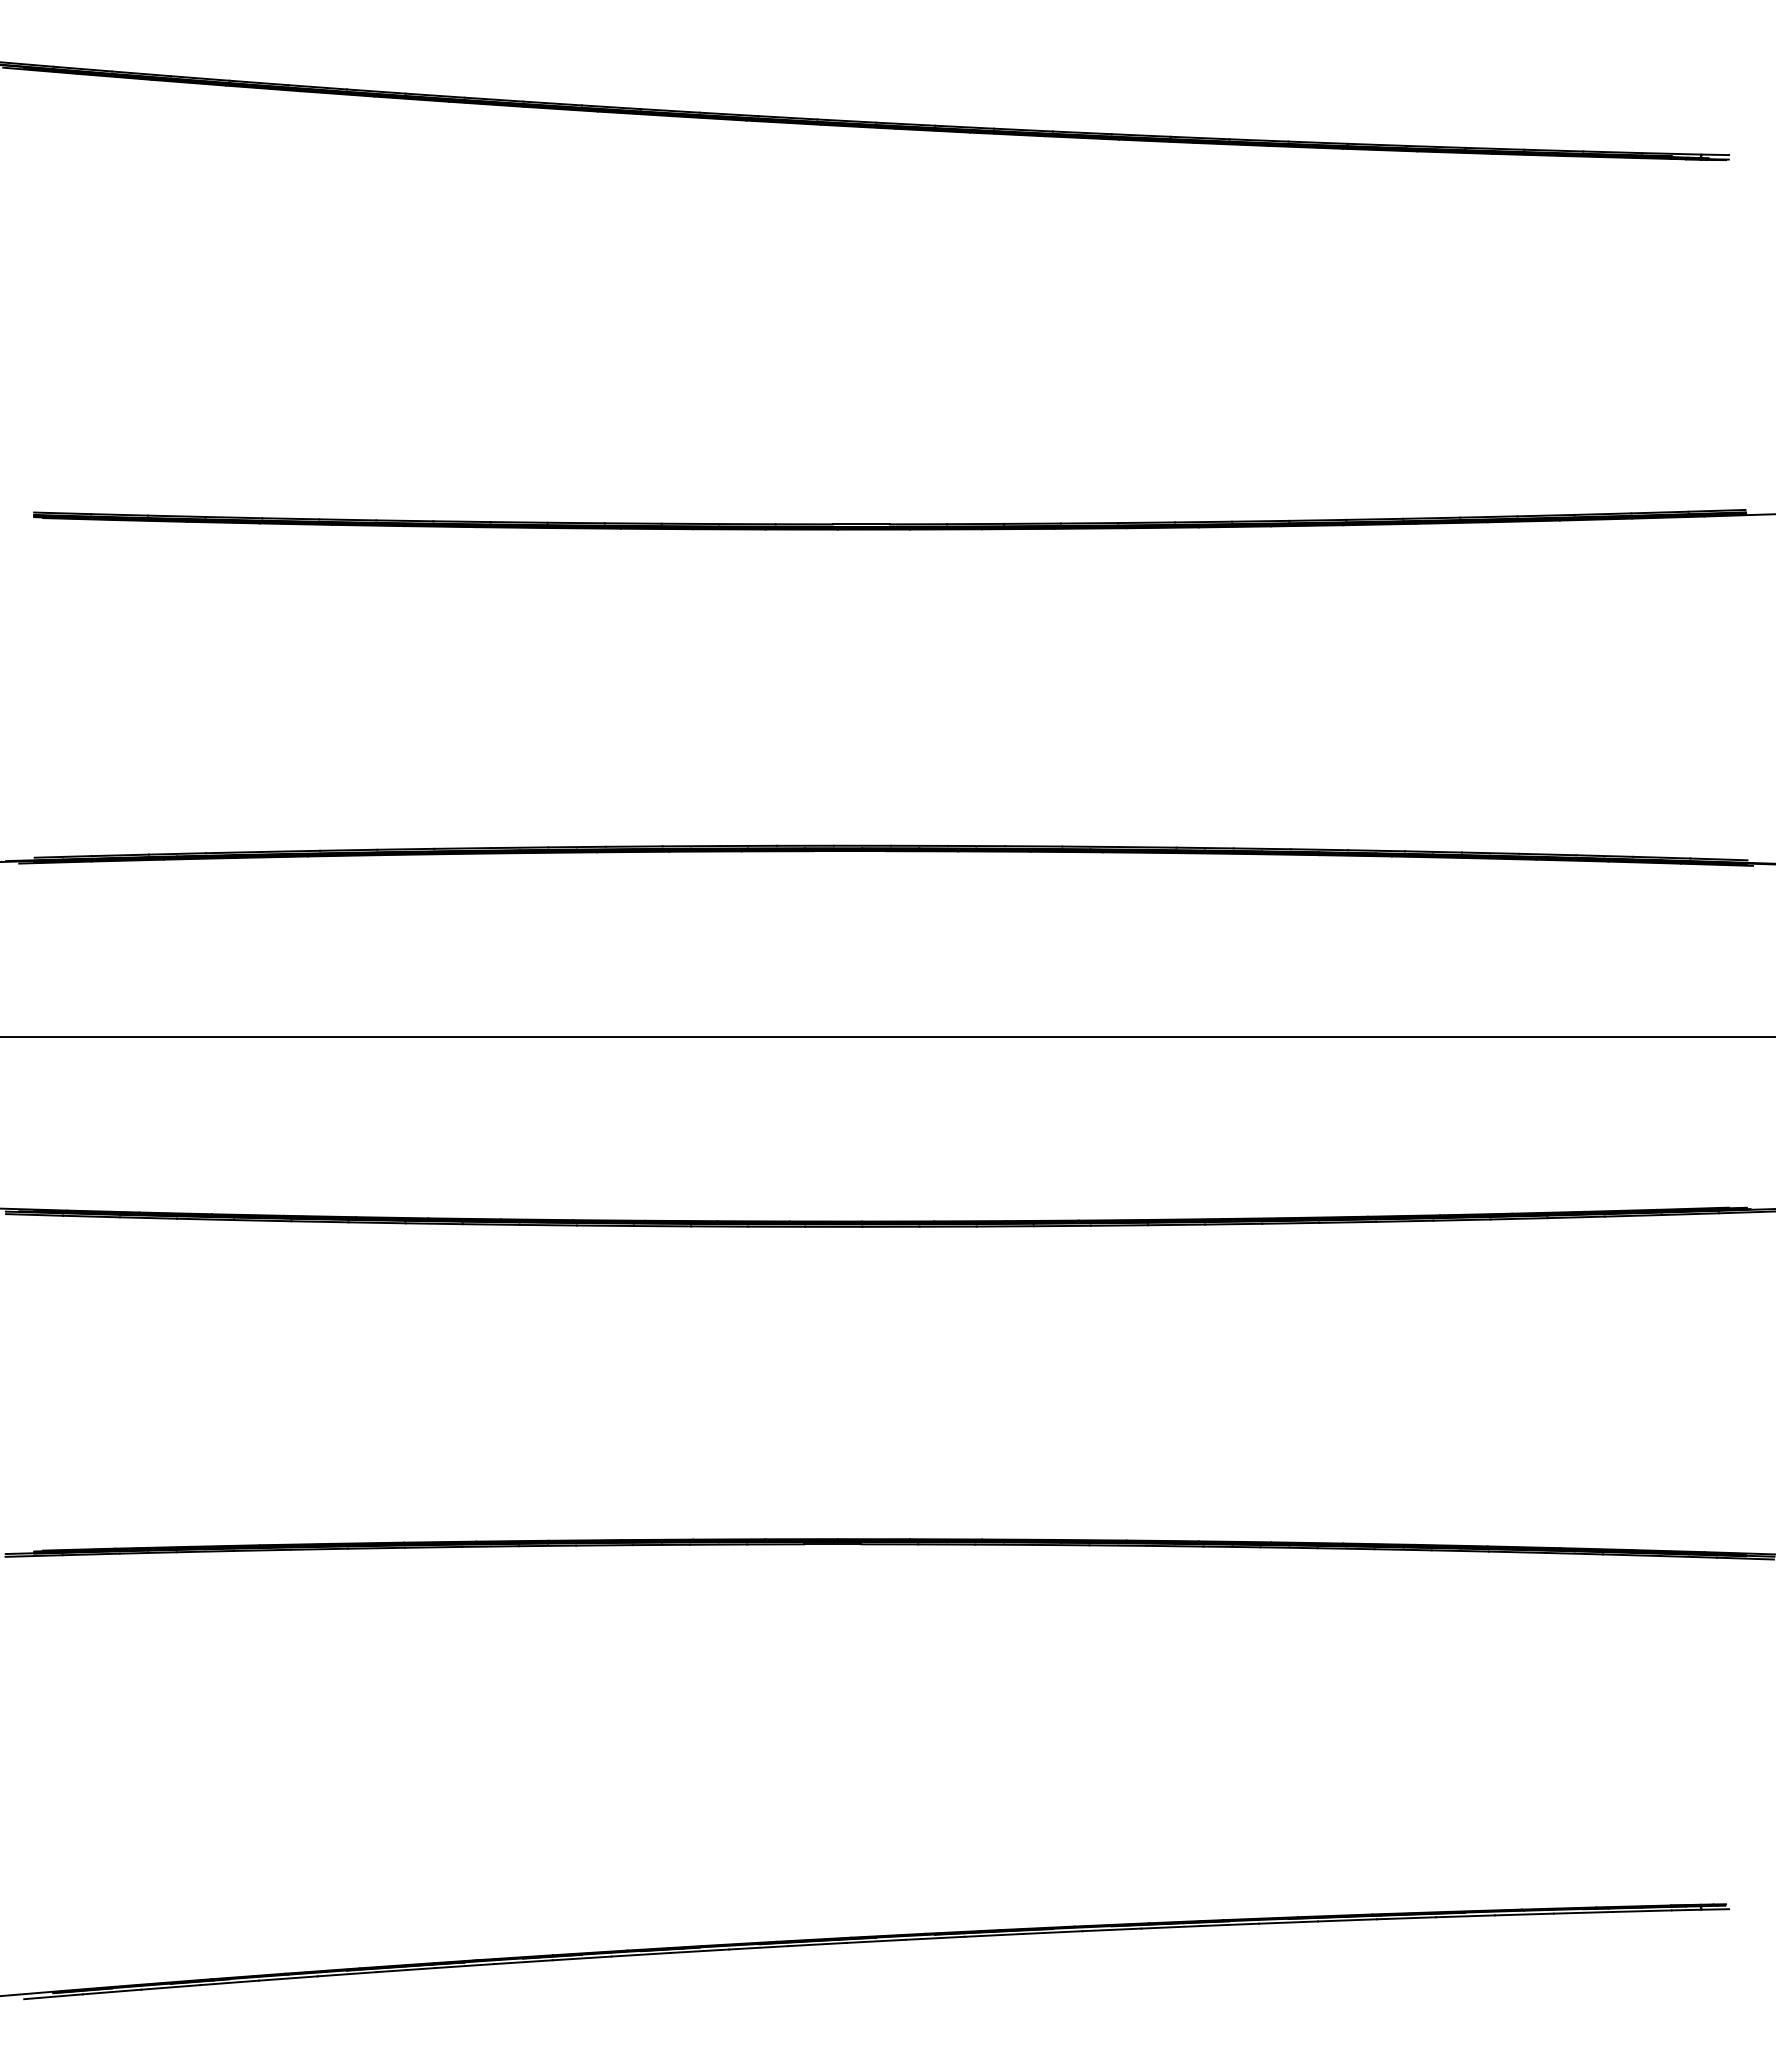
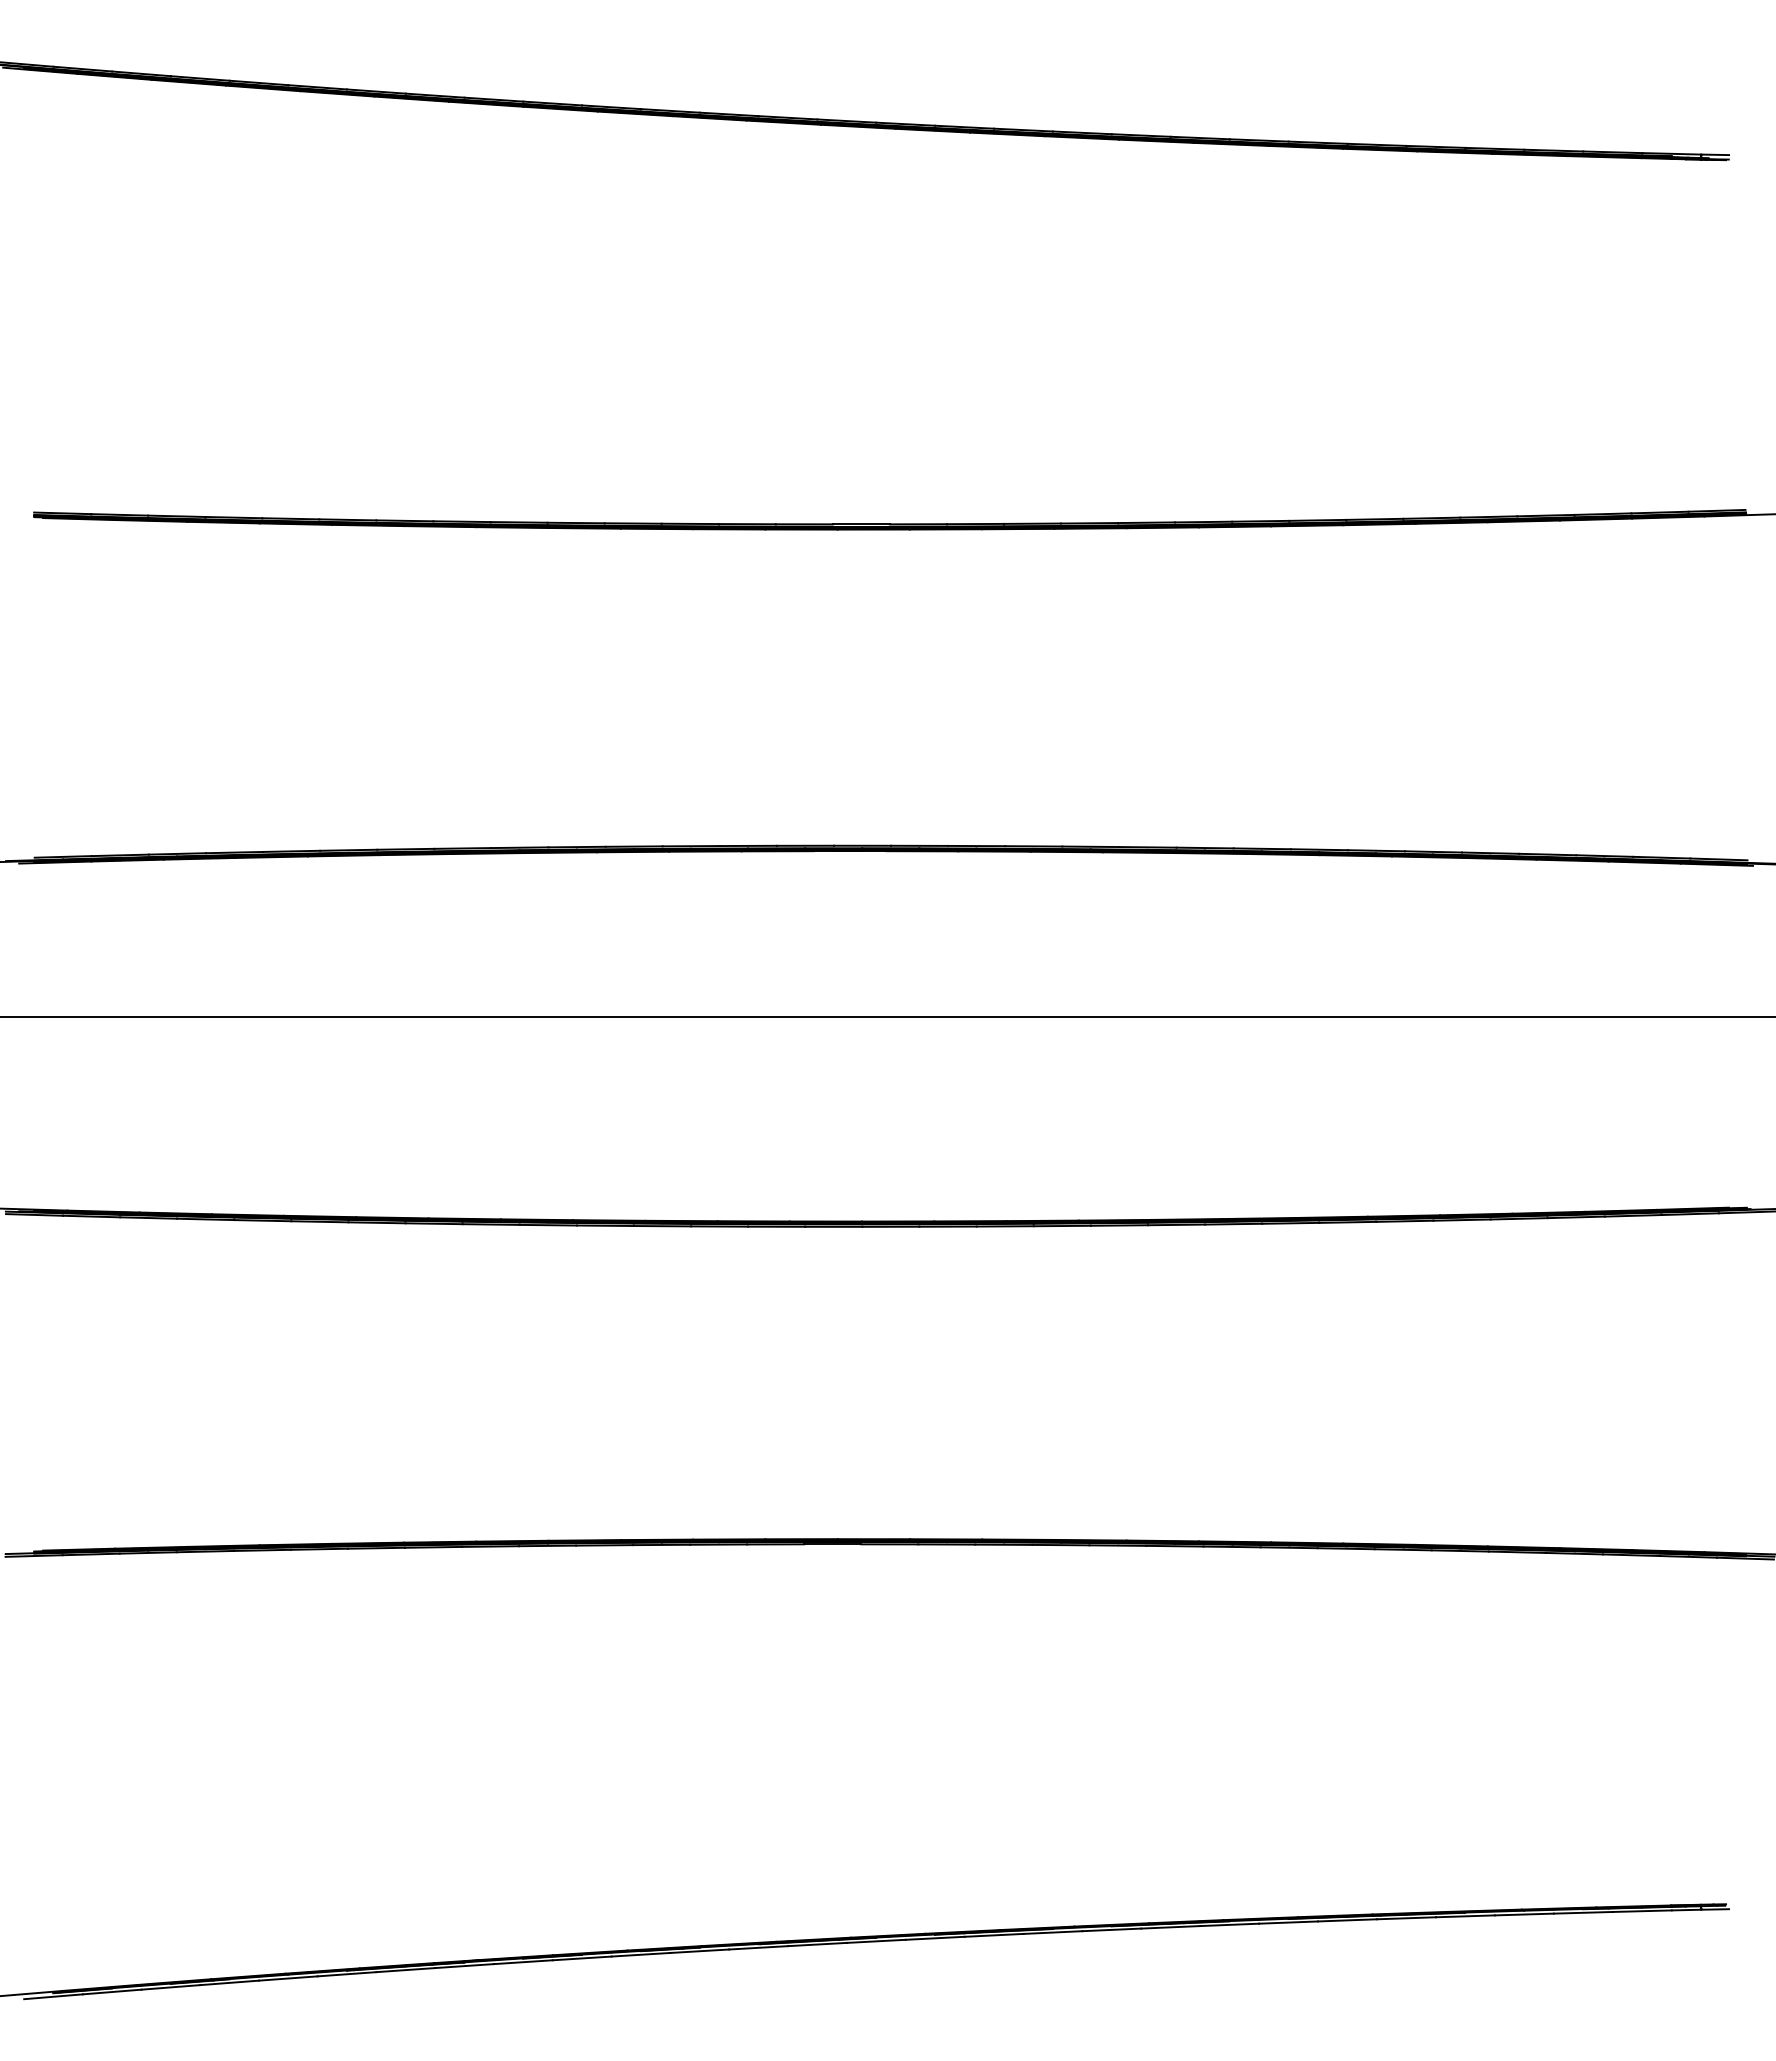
line position: (887, 1037) -> (887, 1017) (887, 1017)
